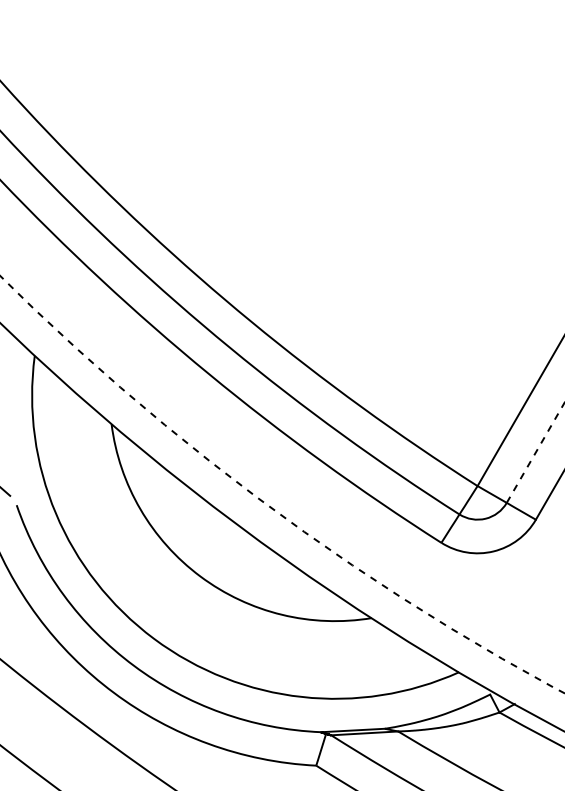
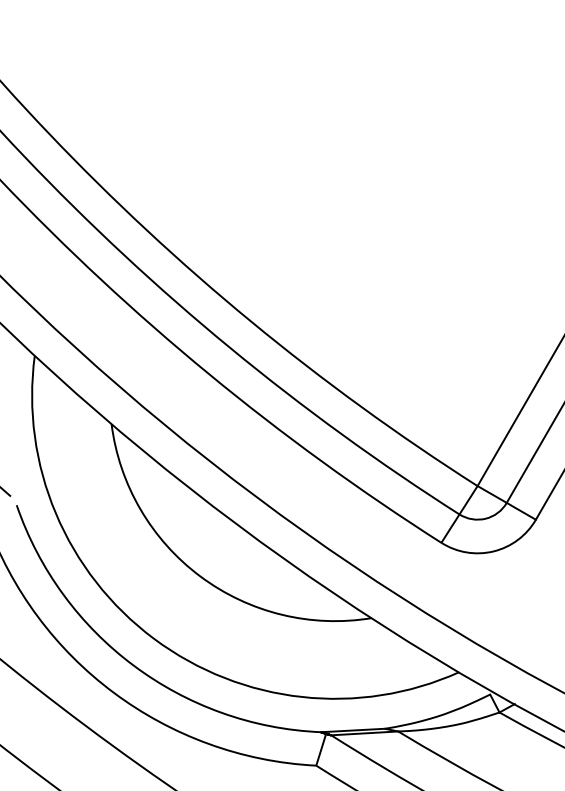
line: dashed -> solid (535, 452)
circle: dashed -> solid (282, 484)
